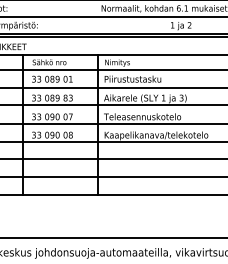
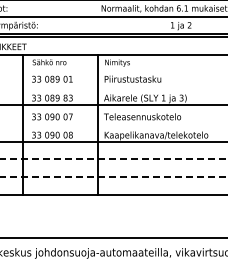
line: present -> none (113, 70)
line: present -> none (113, 88)
line: present -> none (113, 123)
line: solid -> dashed (113, 158)
line: solid -> dashed (113, 176)
